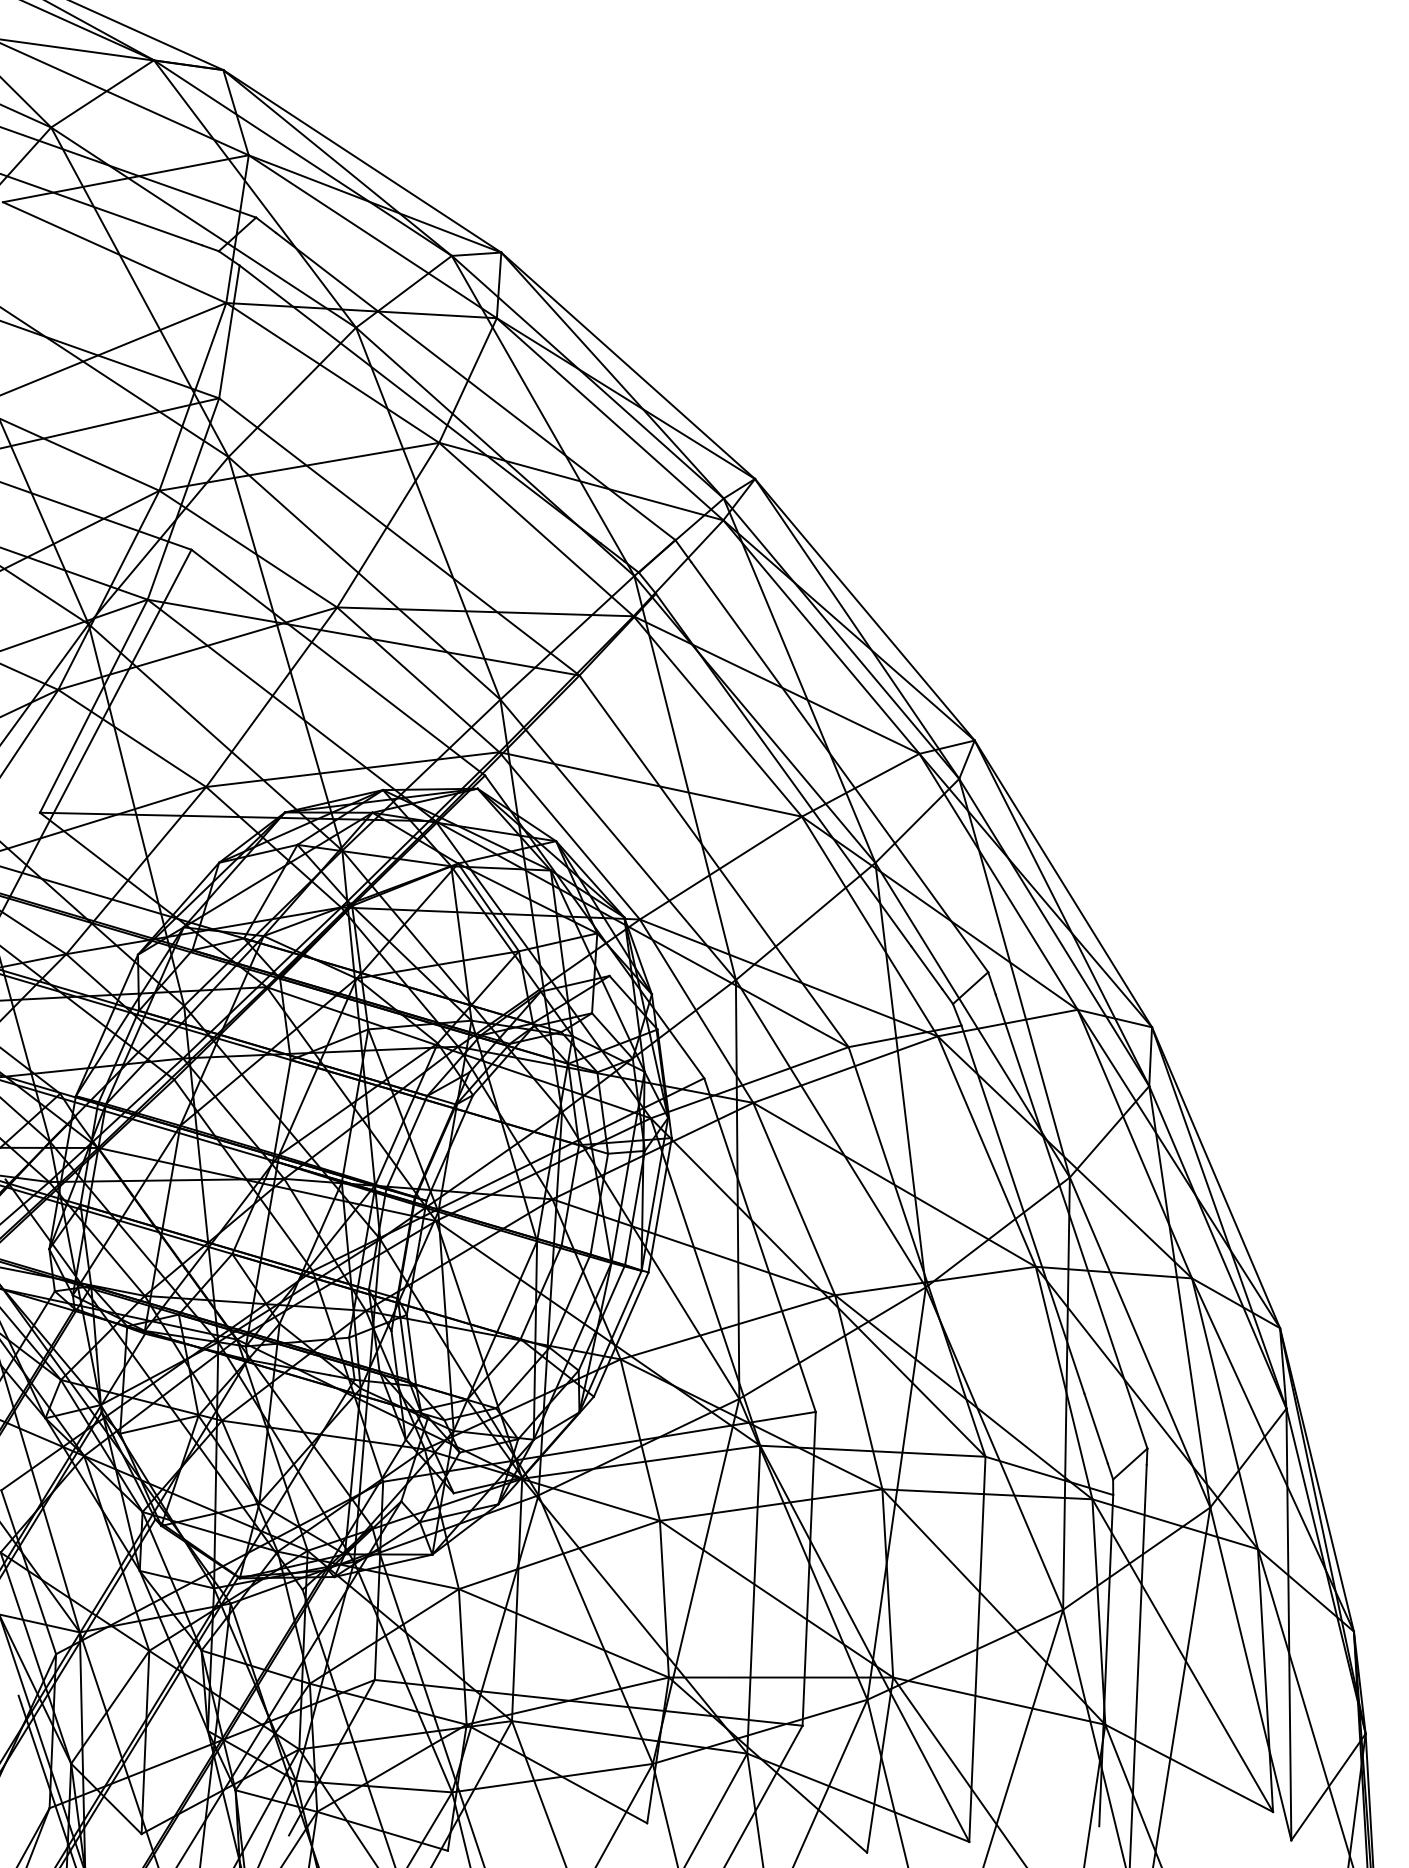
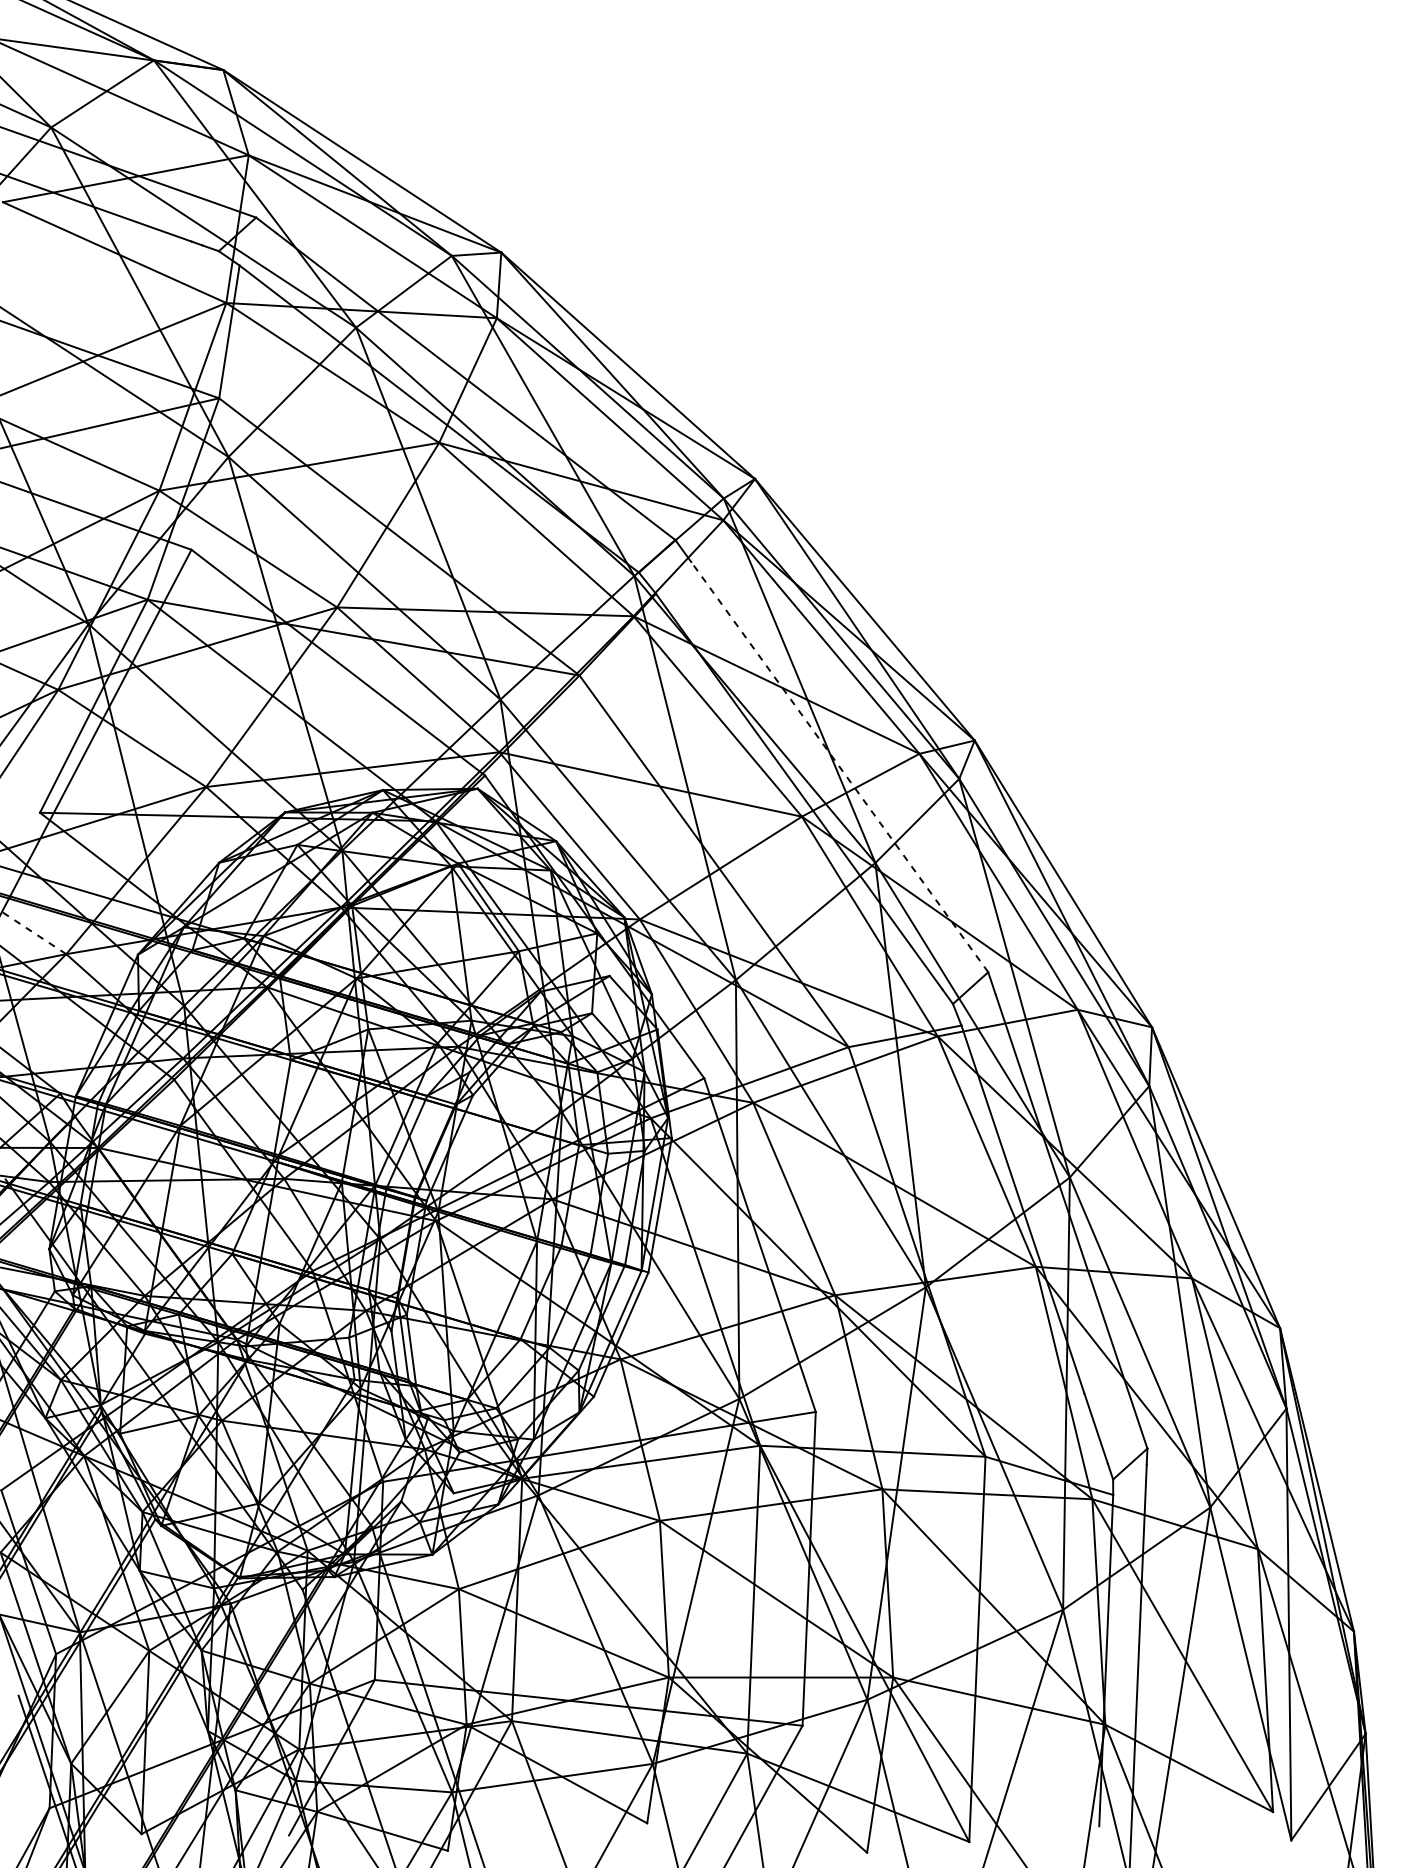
line: solid -> dashed (839, 766)
line: solid -> dashed (33, 932)
